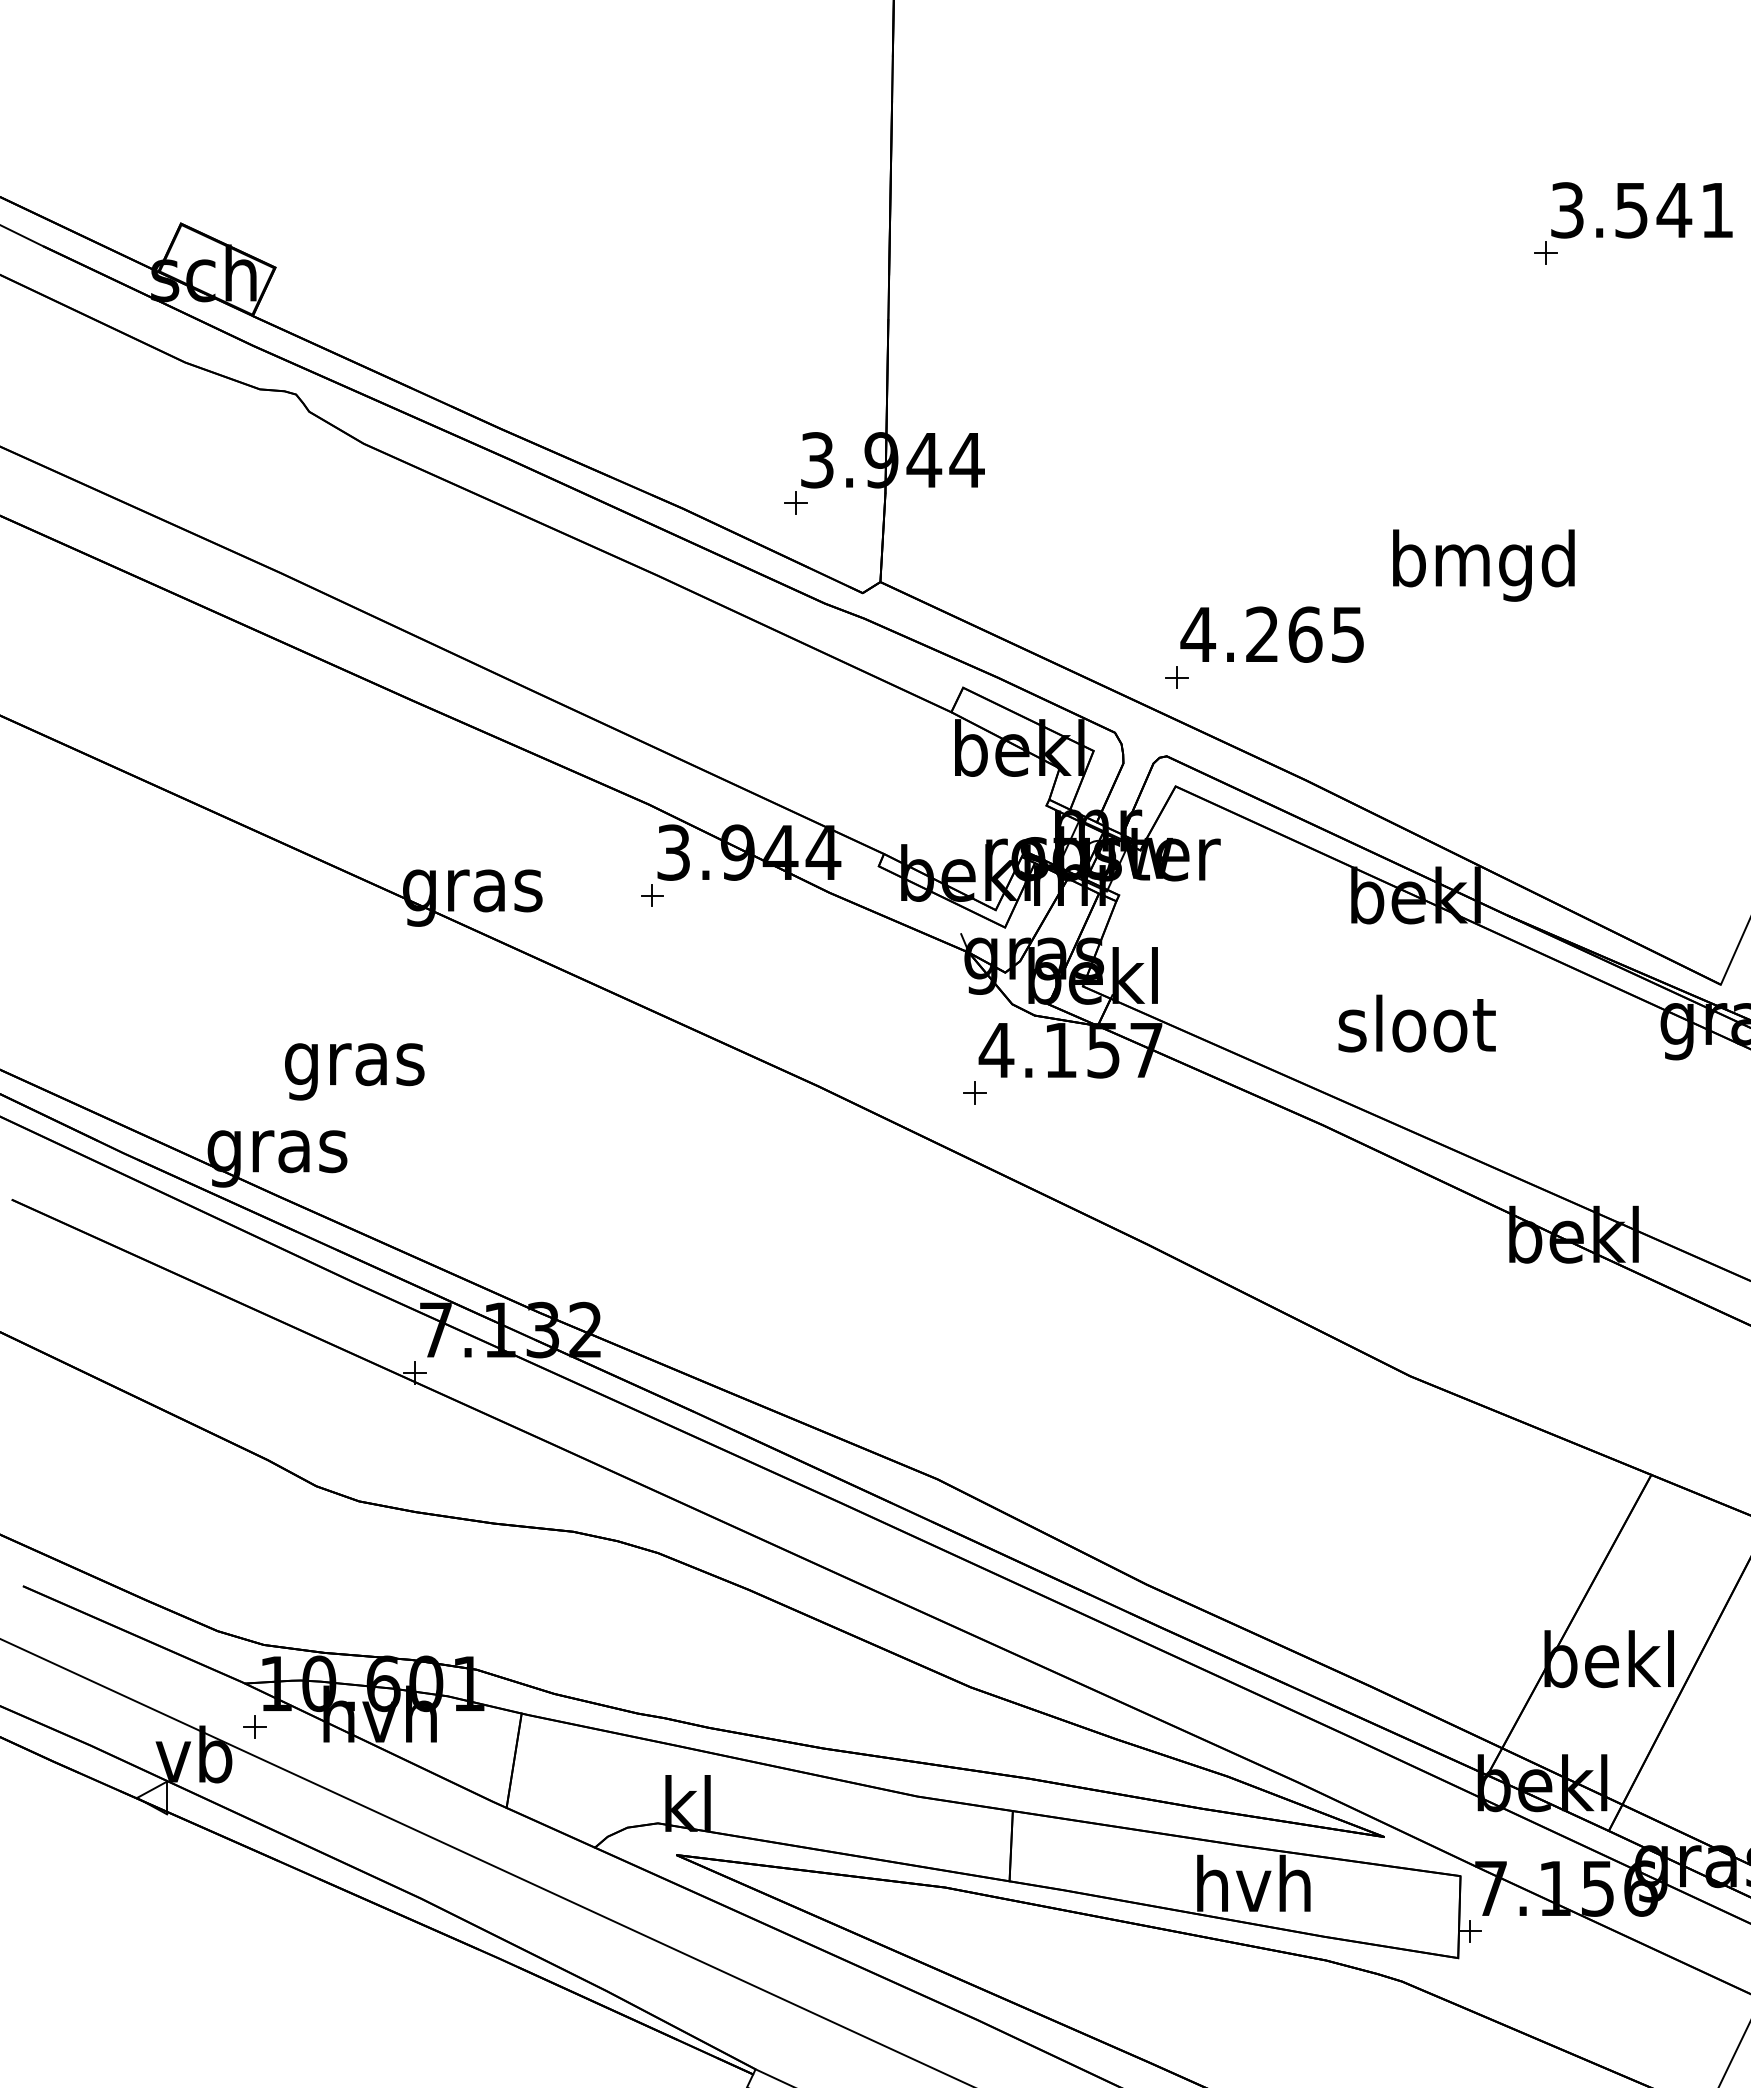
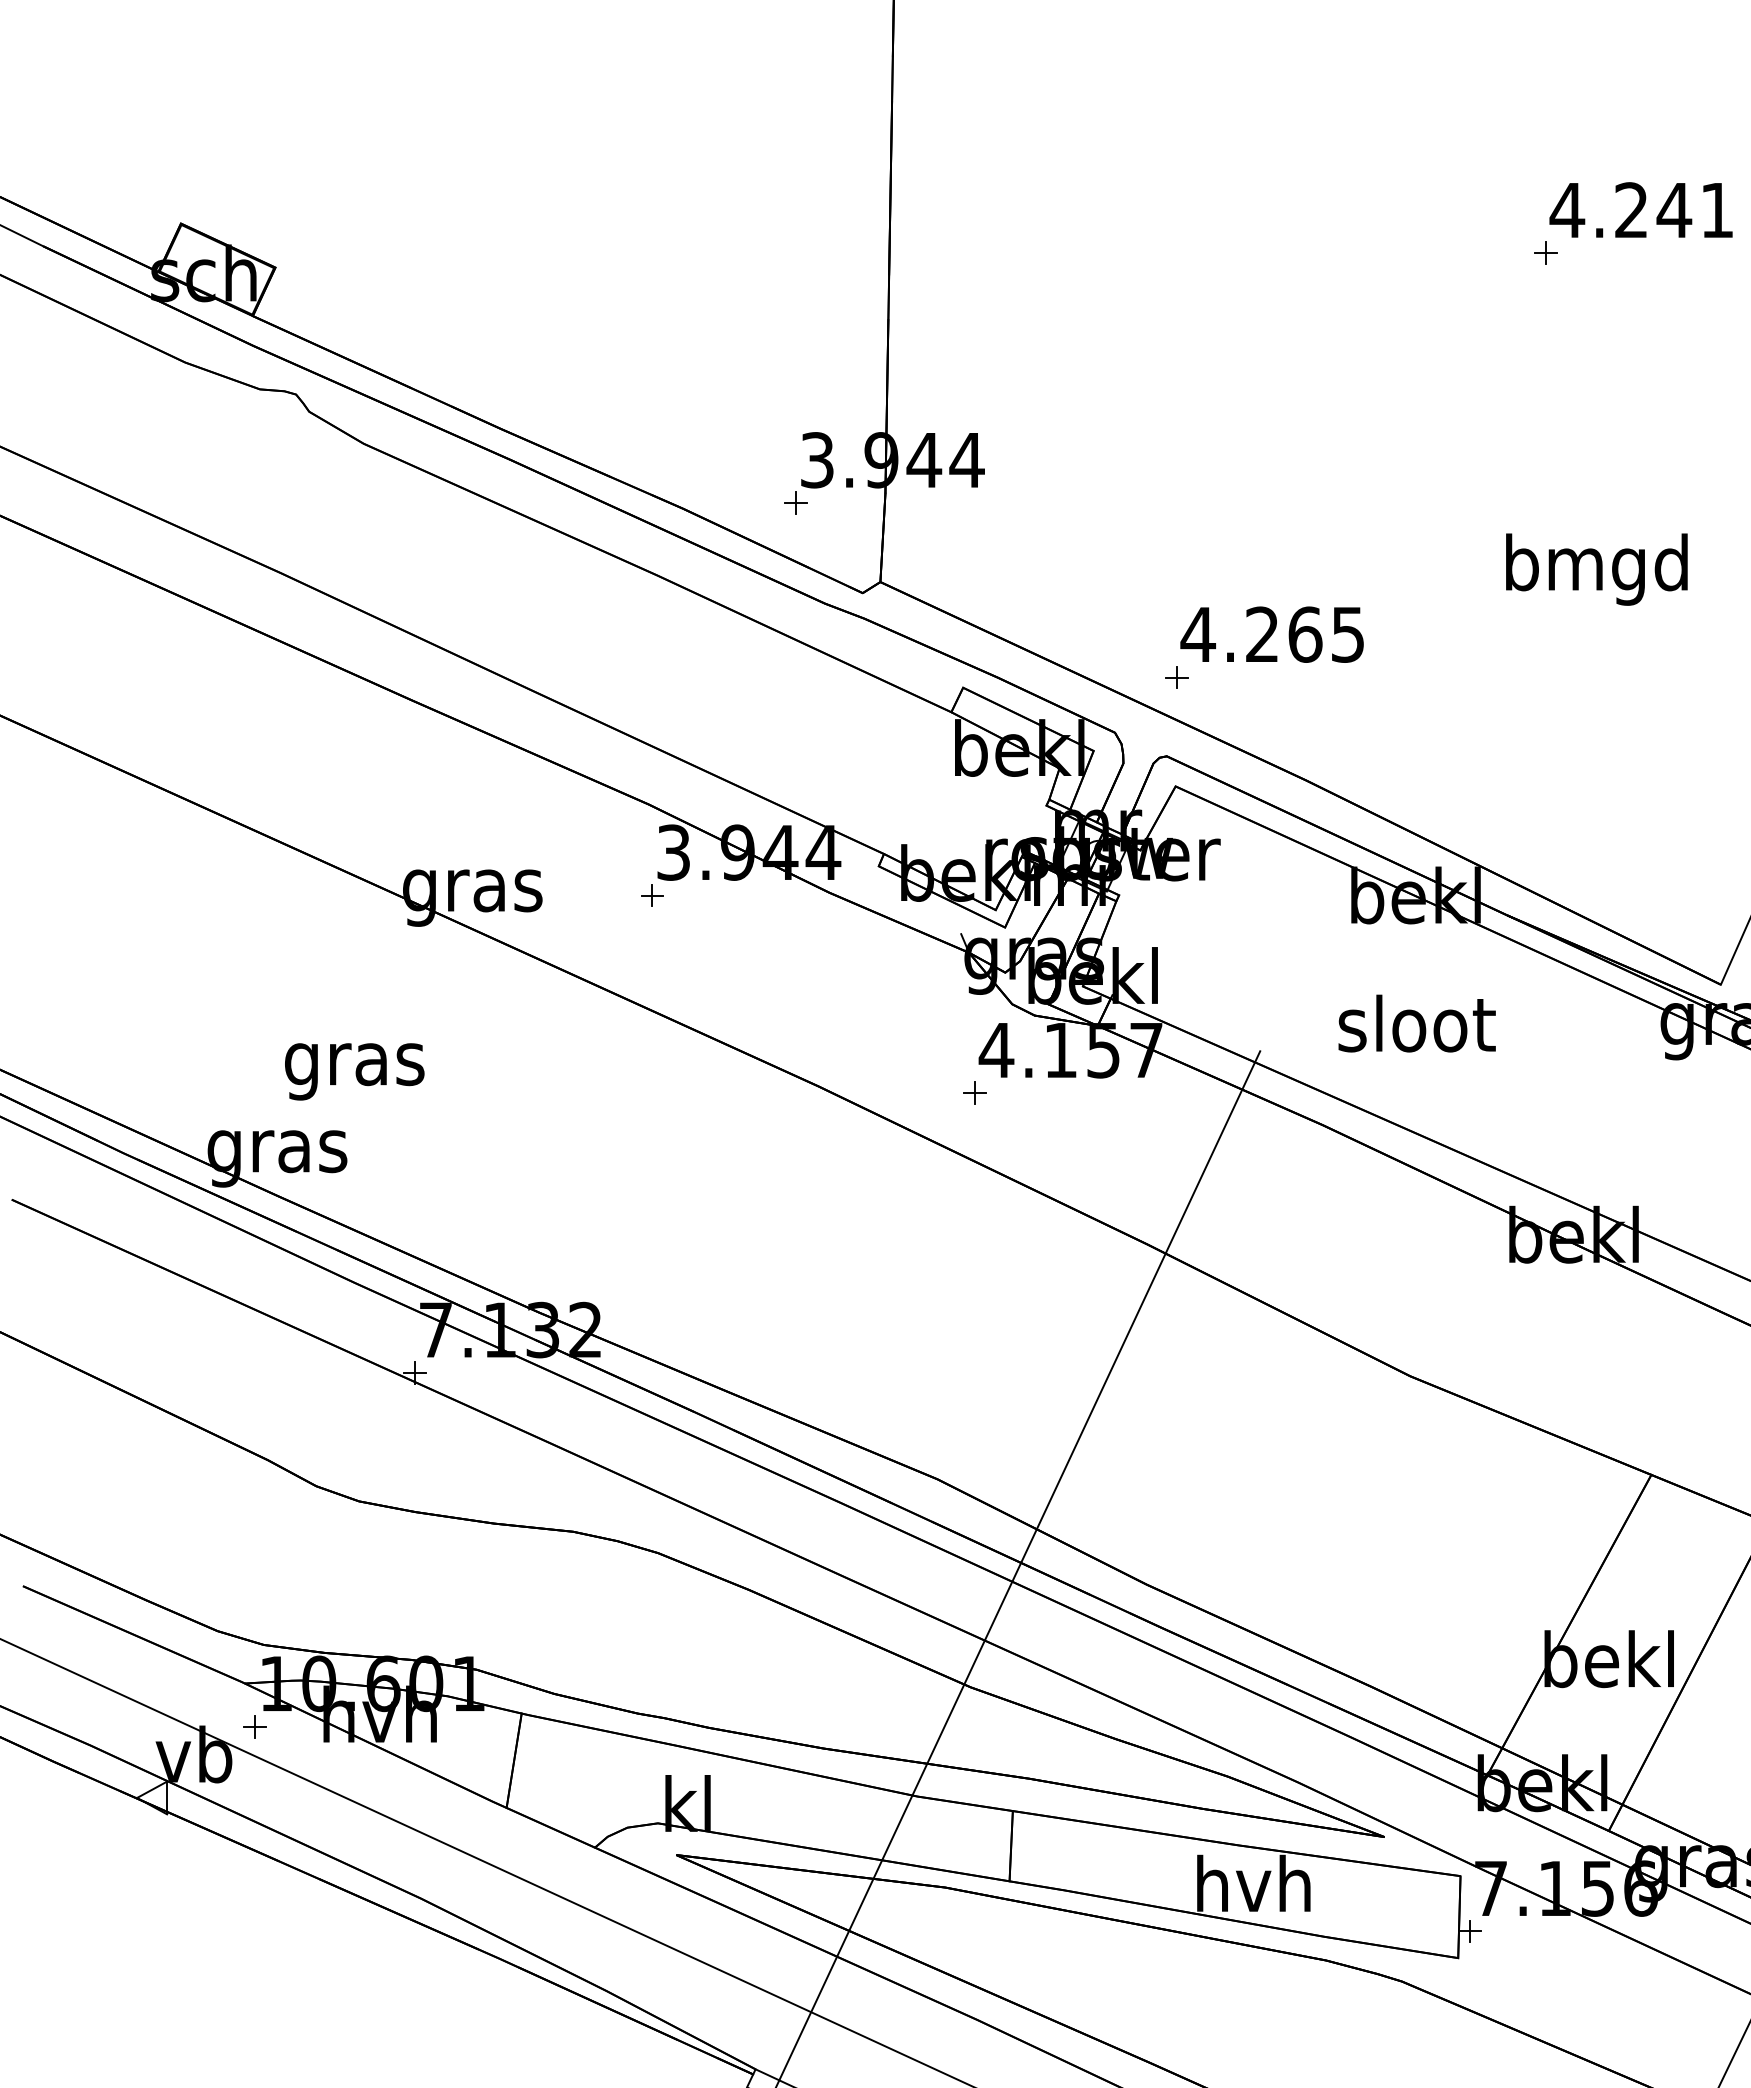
text: 3.541 -> 4.241 (1598, 210)
text position: (1483, 565) -> (1596, 569) (1596, 569)
line: none -> present (1018, 1567)
